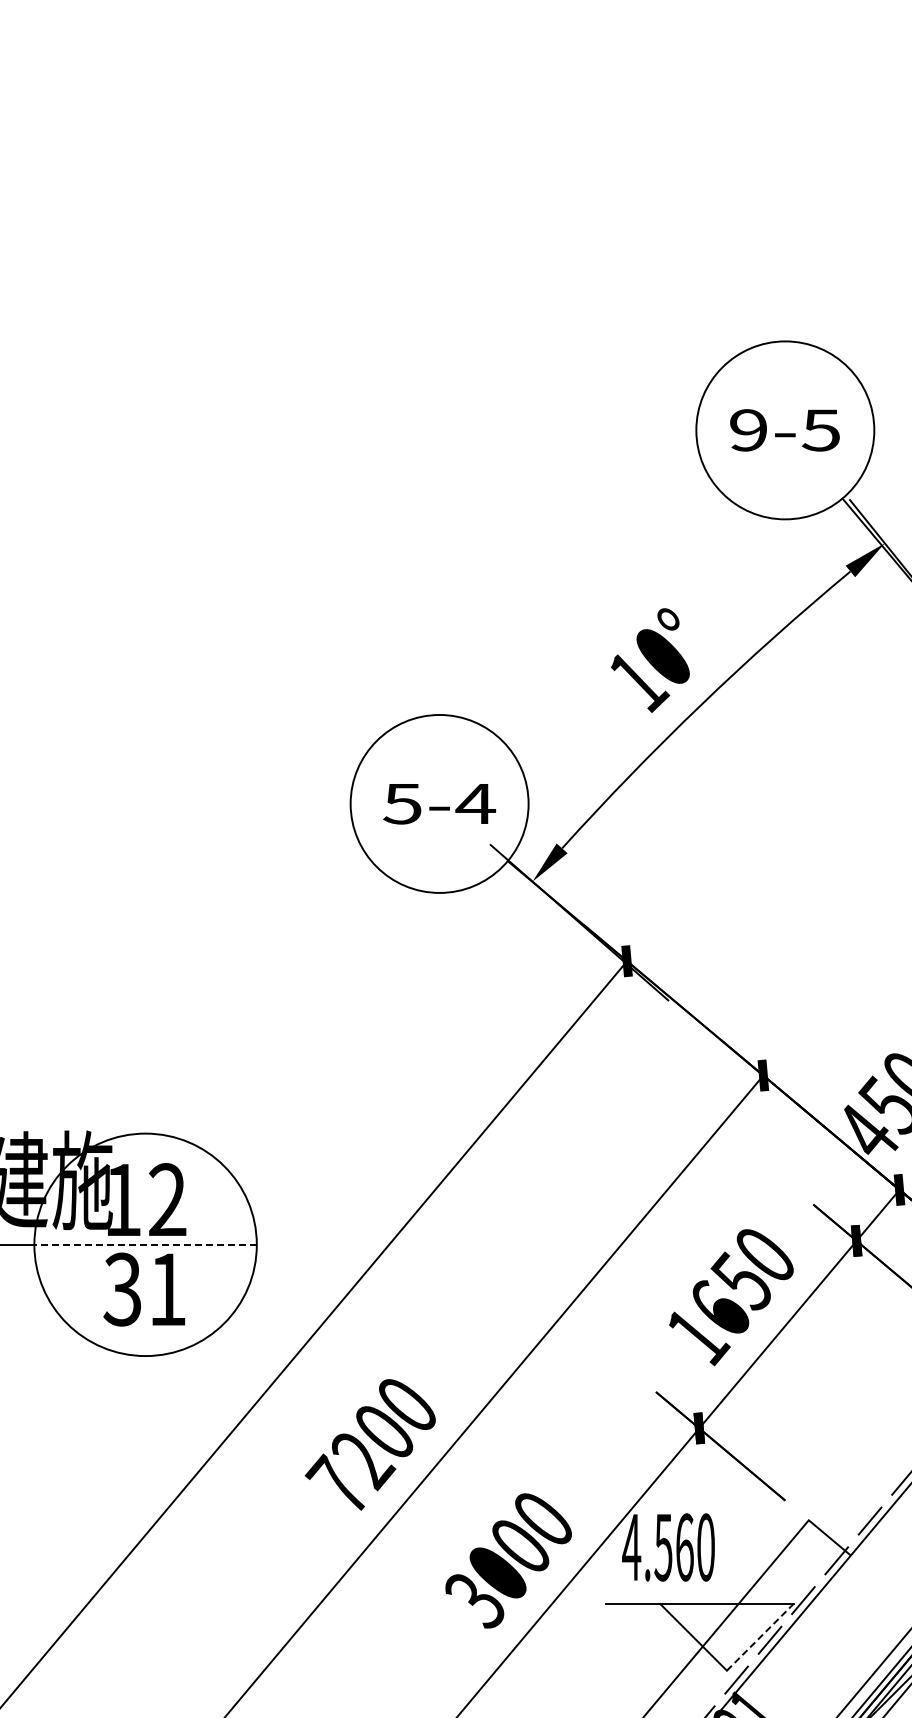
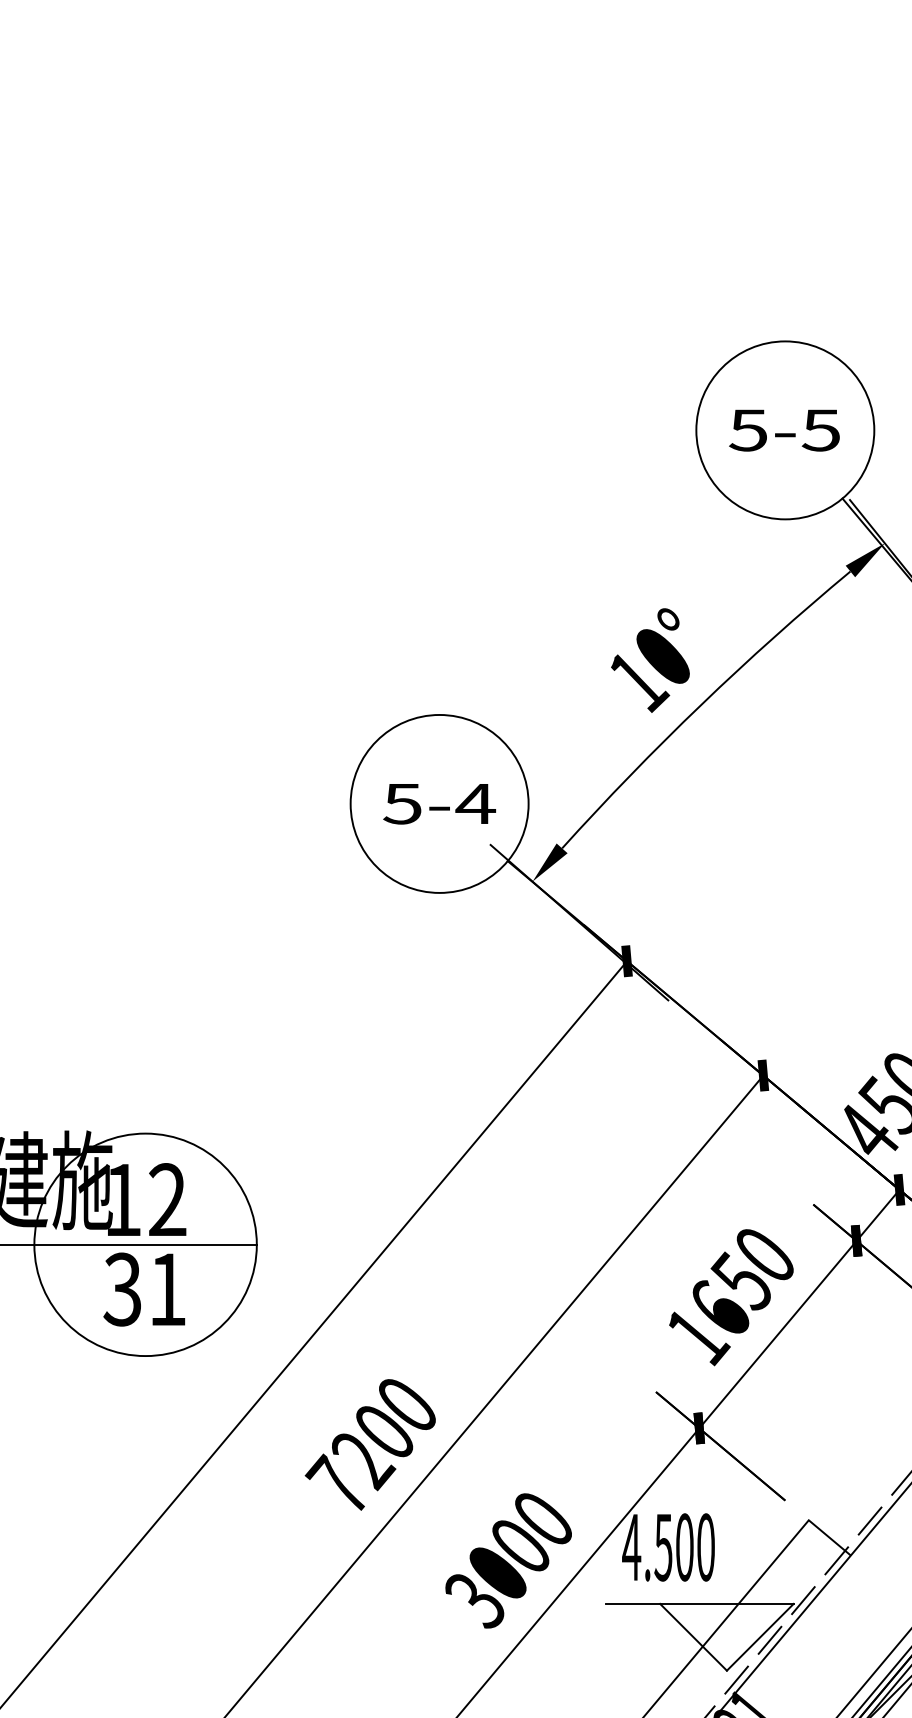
text: 9-5 -> 5-5 (747, 430)
line: dashed -> solid (145, 1244)
text: 4.560 -> 4.500 (684, 1547)
line: dashed -> solid (760, 1636)
